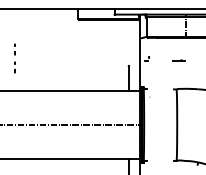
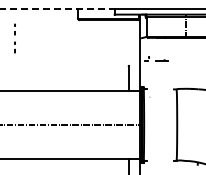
line: solid -> dashed (57, 9)
part position: (14, 58) -> (14, 38) (14, 38)
line position: (178, 60) -> (161, 60) (161, 60)
